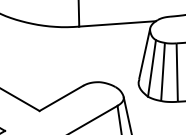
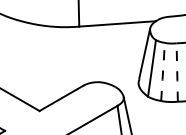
line: solid -> dashed (163, 72)
line: solid -> dashed (177, 72)
